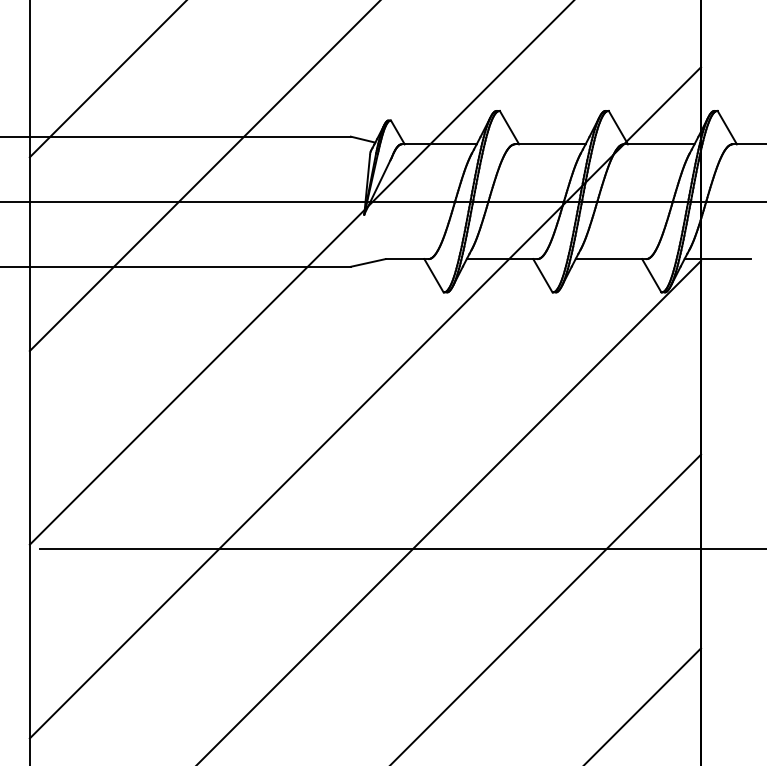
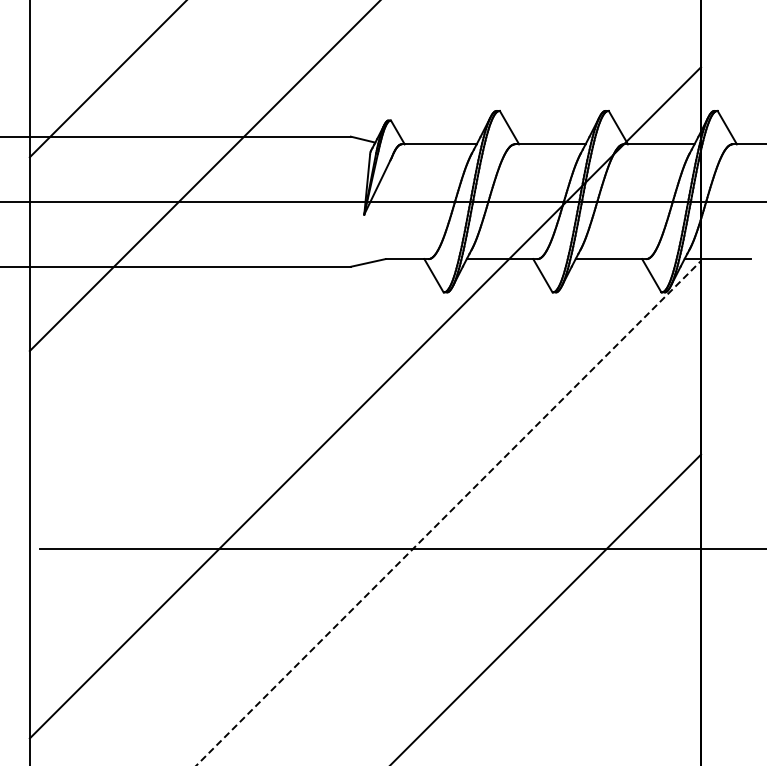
line: present -> none (300, 273)
line: solid -> dashed (448, 513)
line: present -> none (643, 705)
